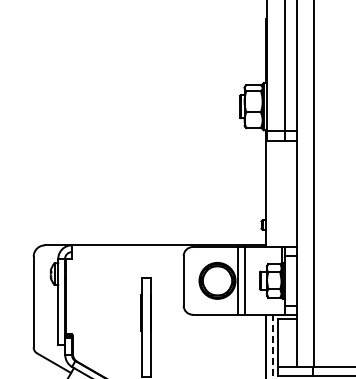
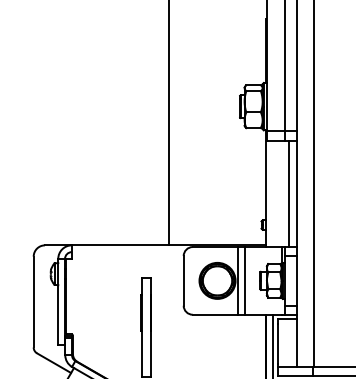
line: none -> present (169, 123)
line: none -> present (289, 193)
line: dashed -> solid (272, 346)
